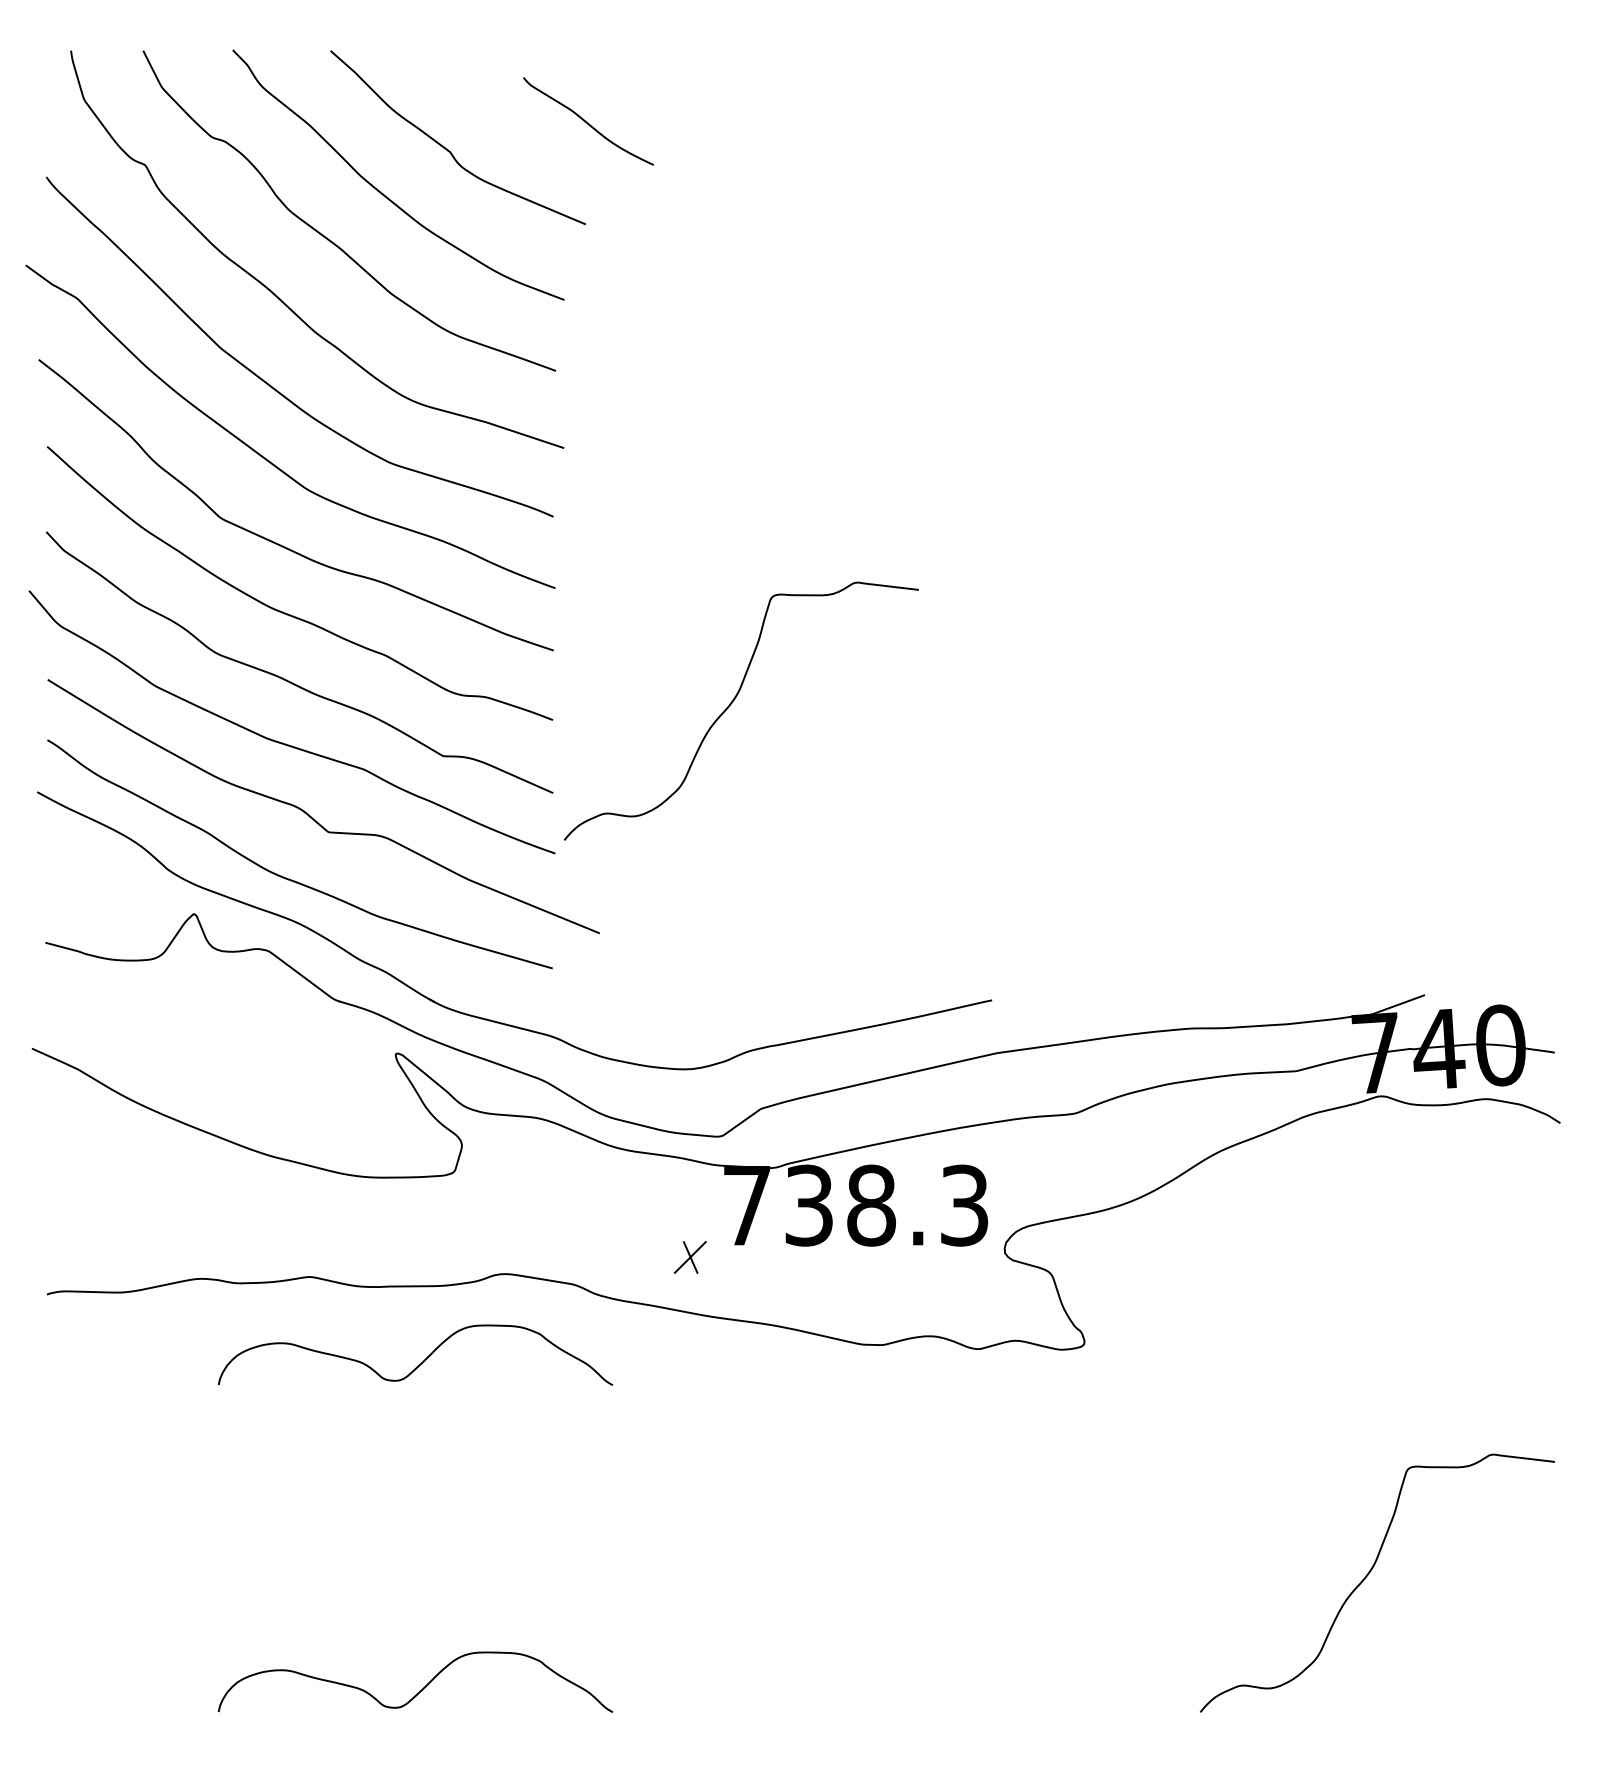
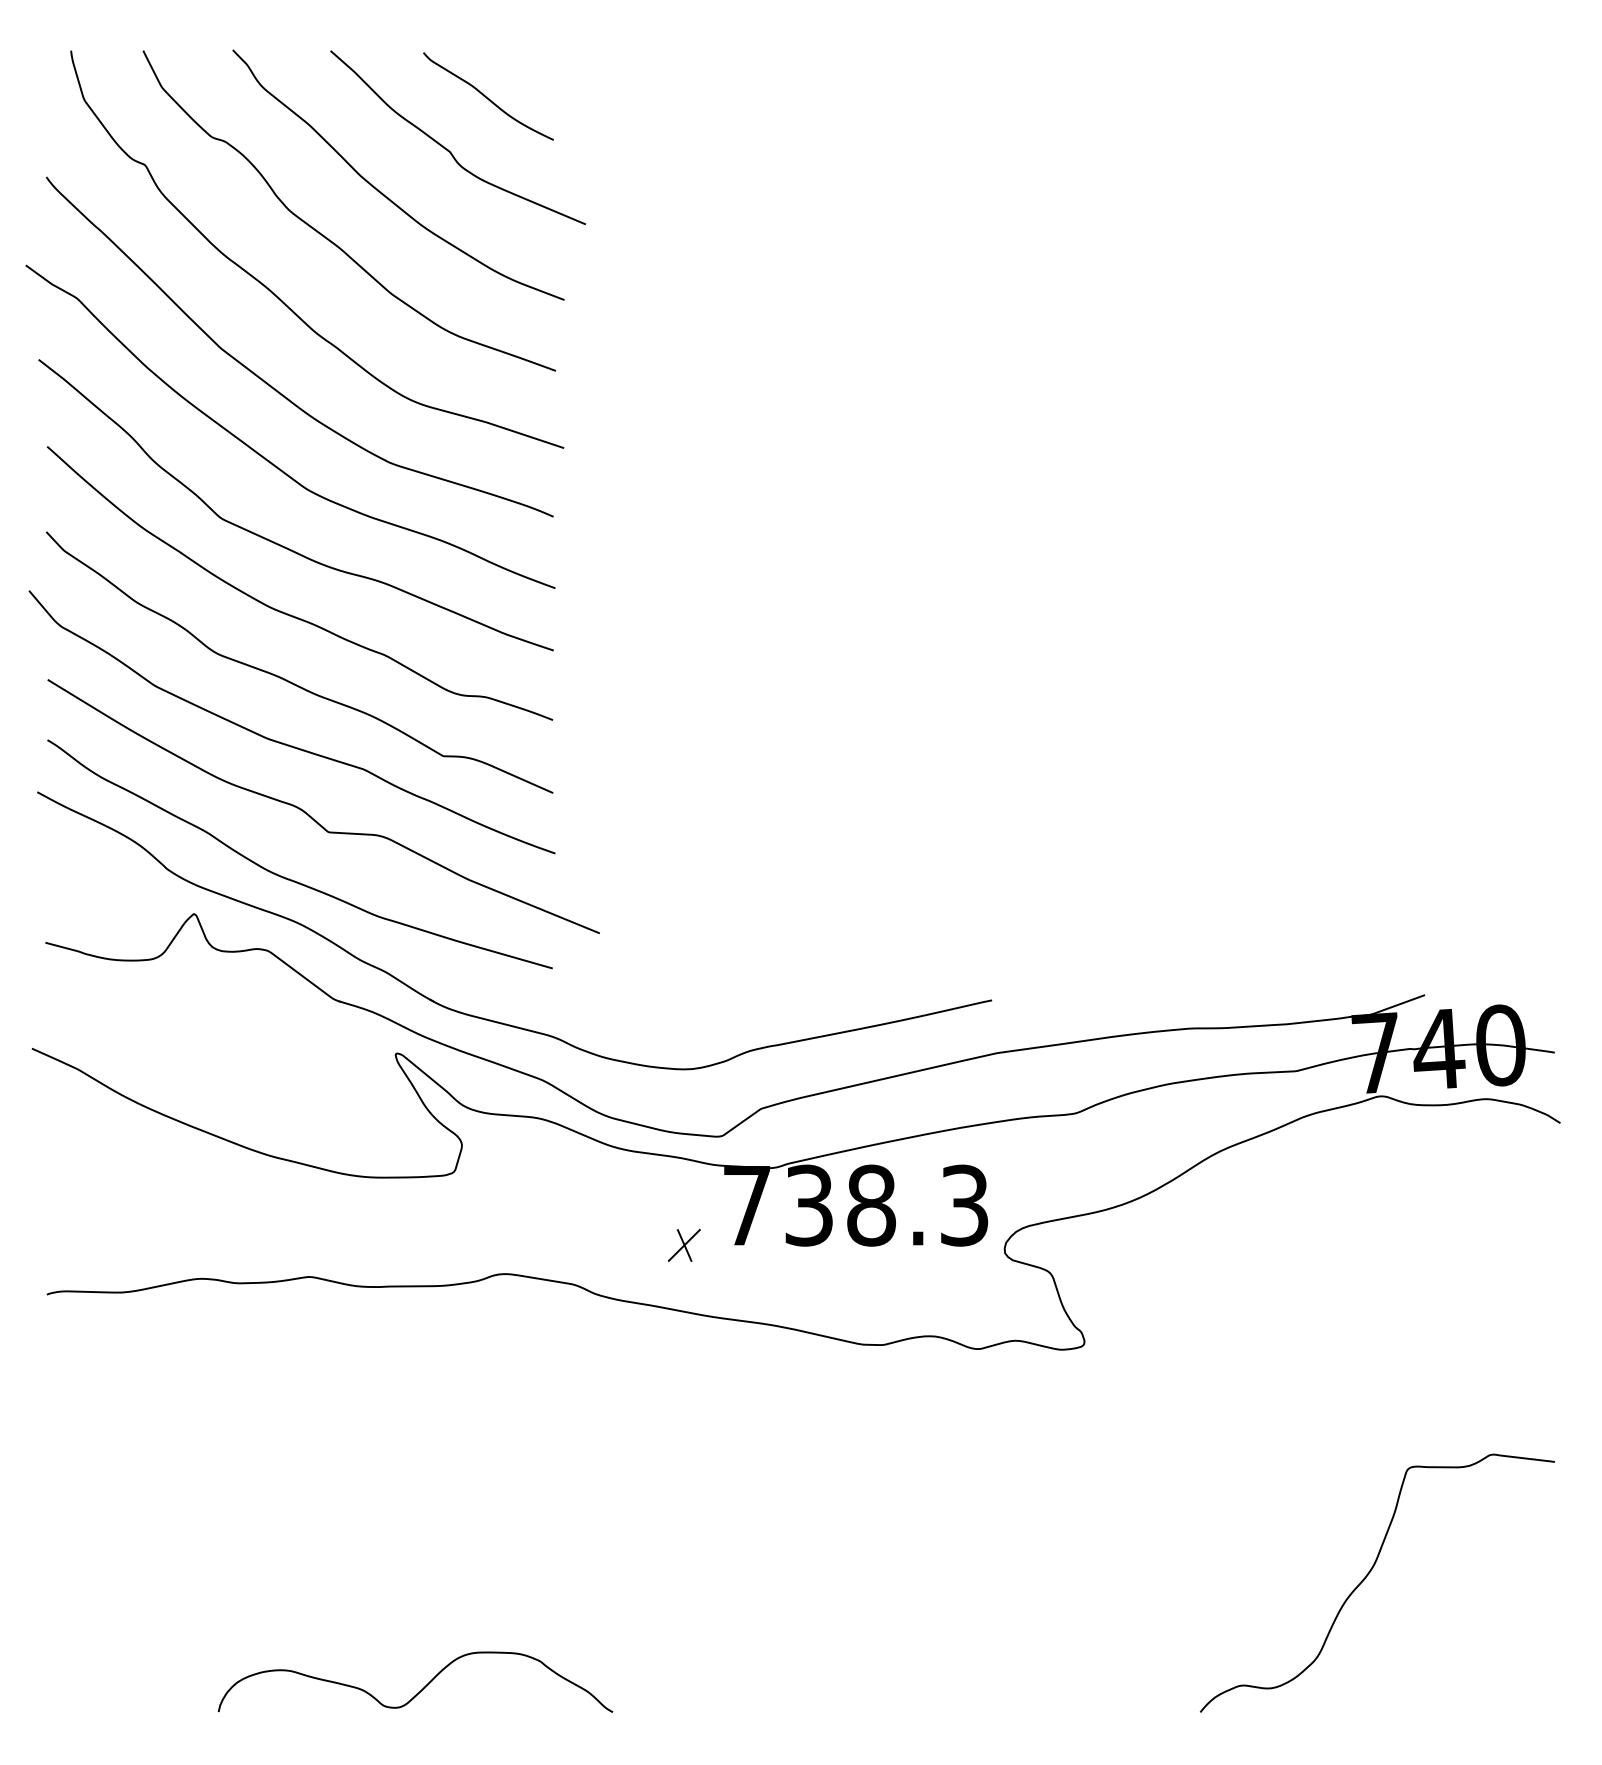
curve position: (588, 122) -> (488, 97) (488, 97)
curve: present -> none (732, 703)
part position: (689, 1257) -> (683, 1245) (683, 1245)
curve: present -> none (422, 1361)
